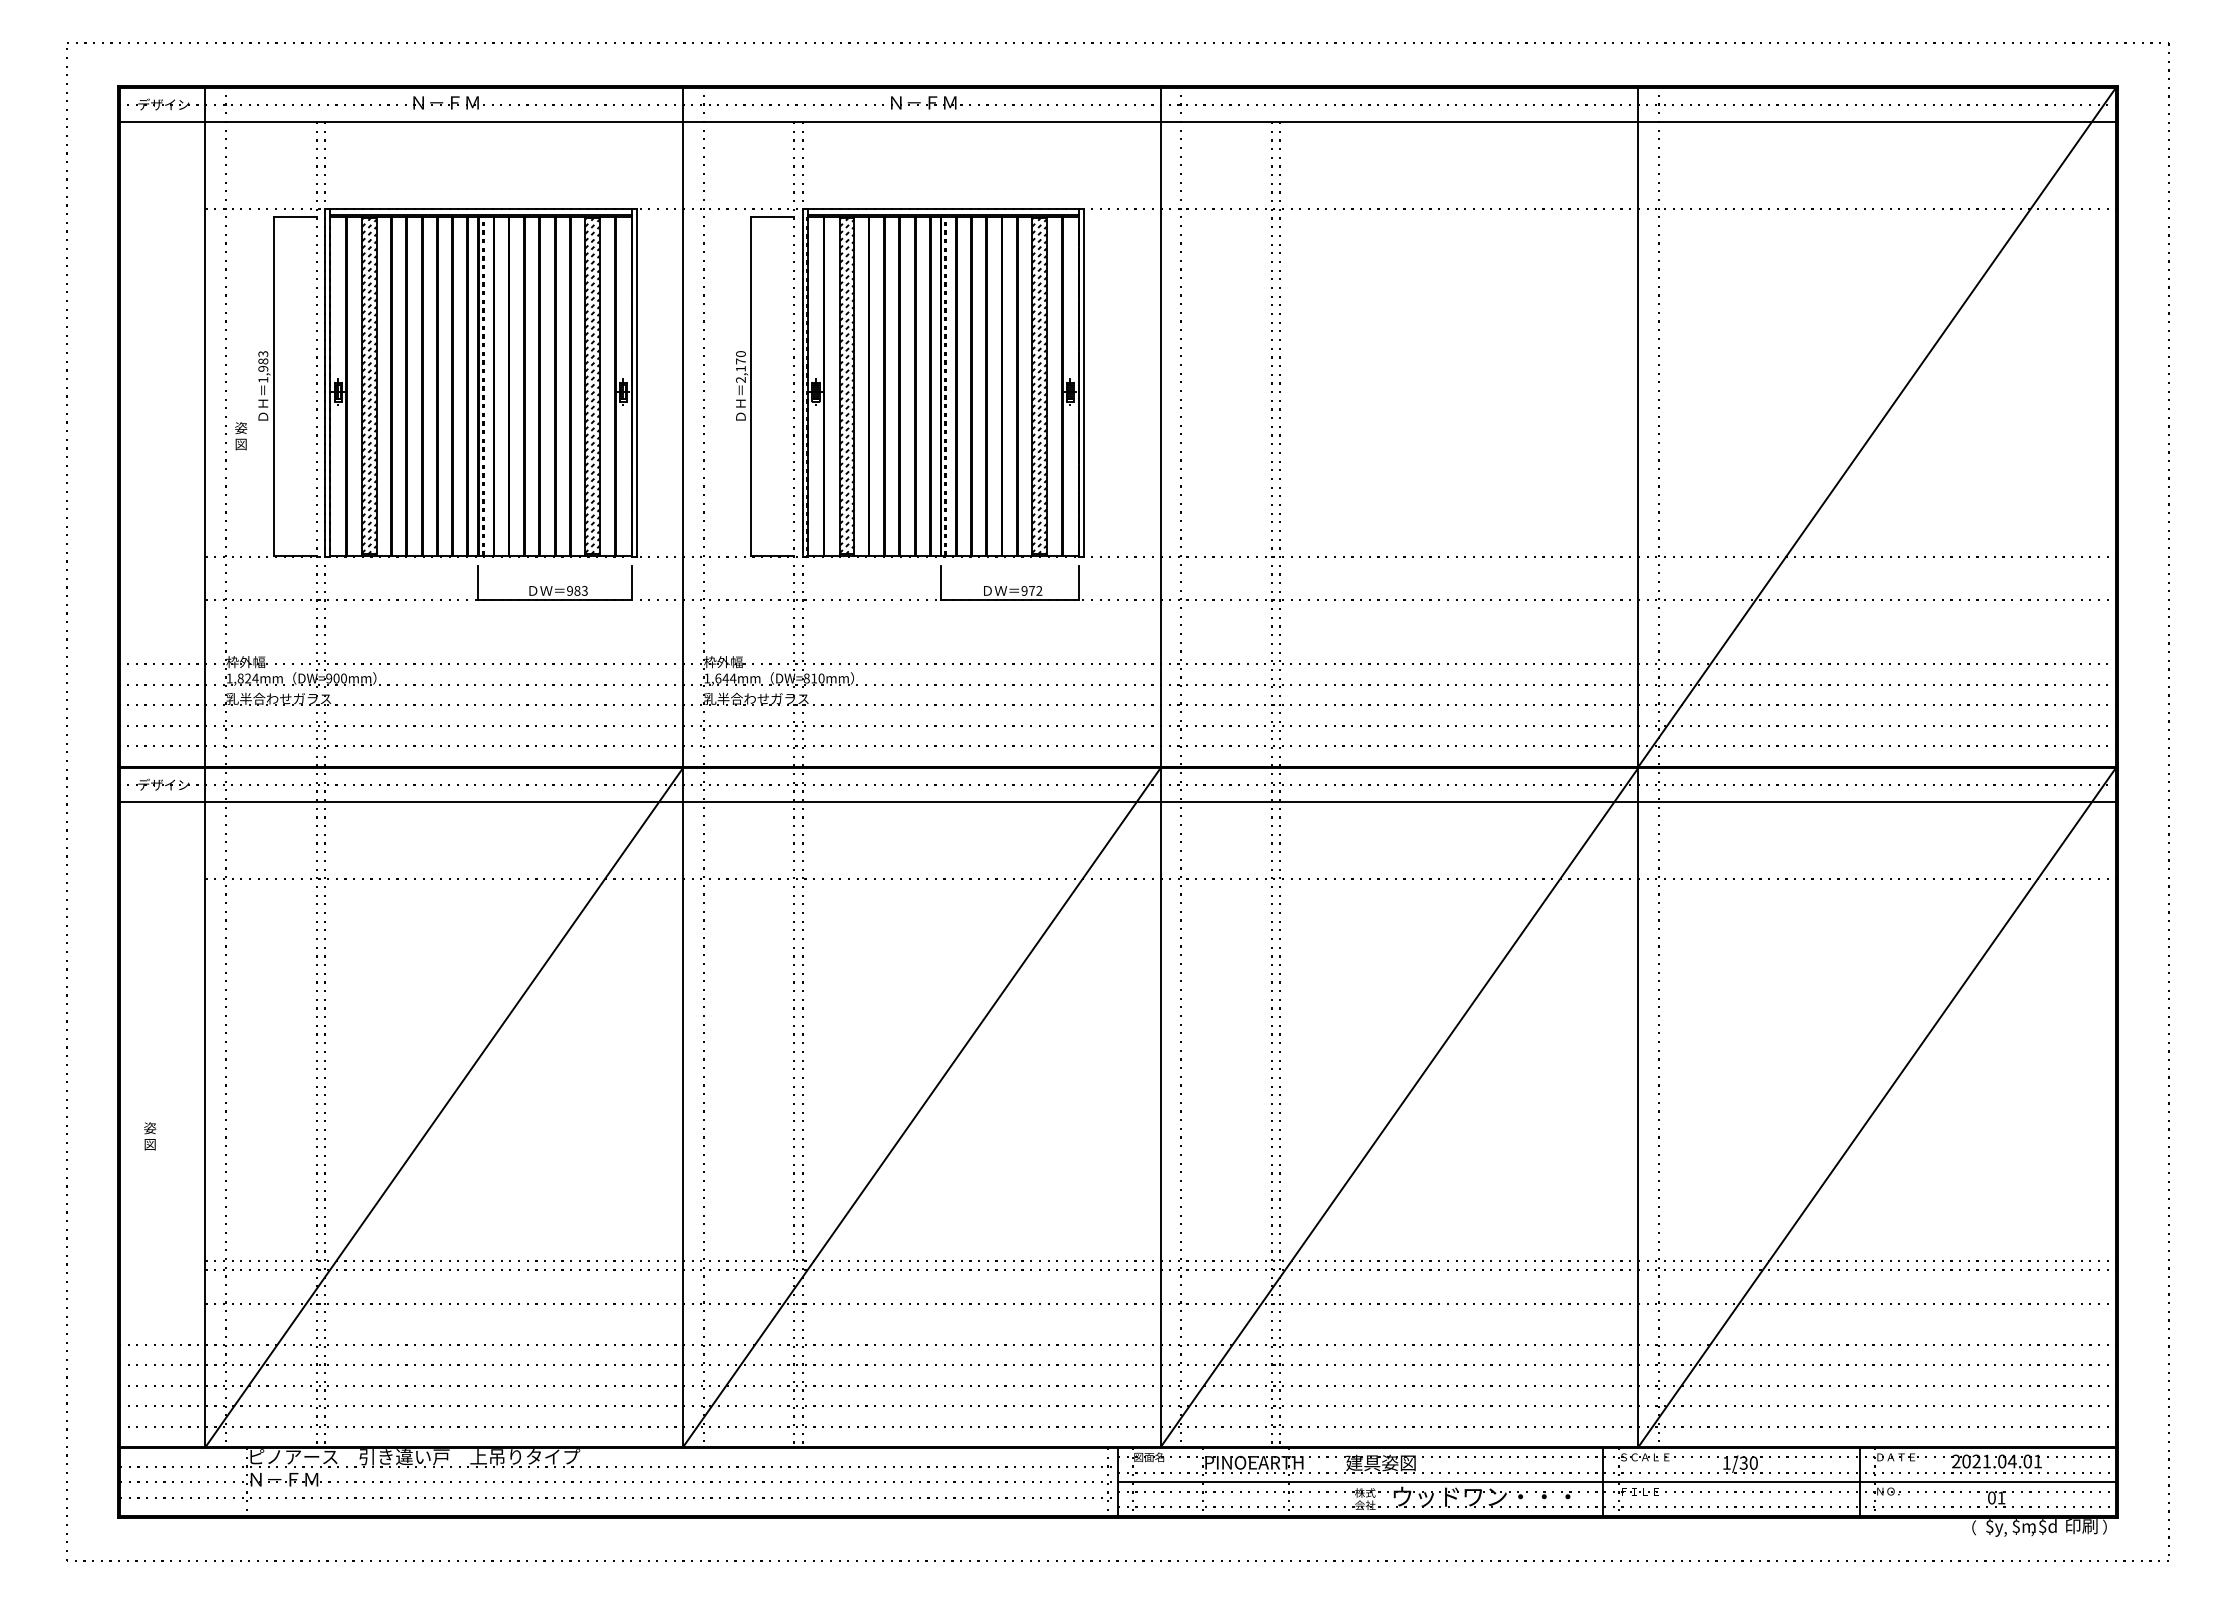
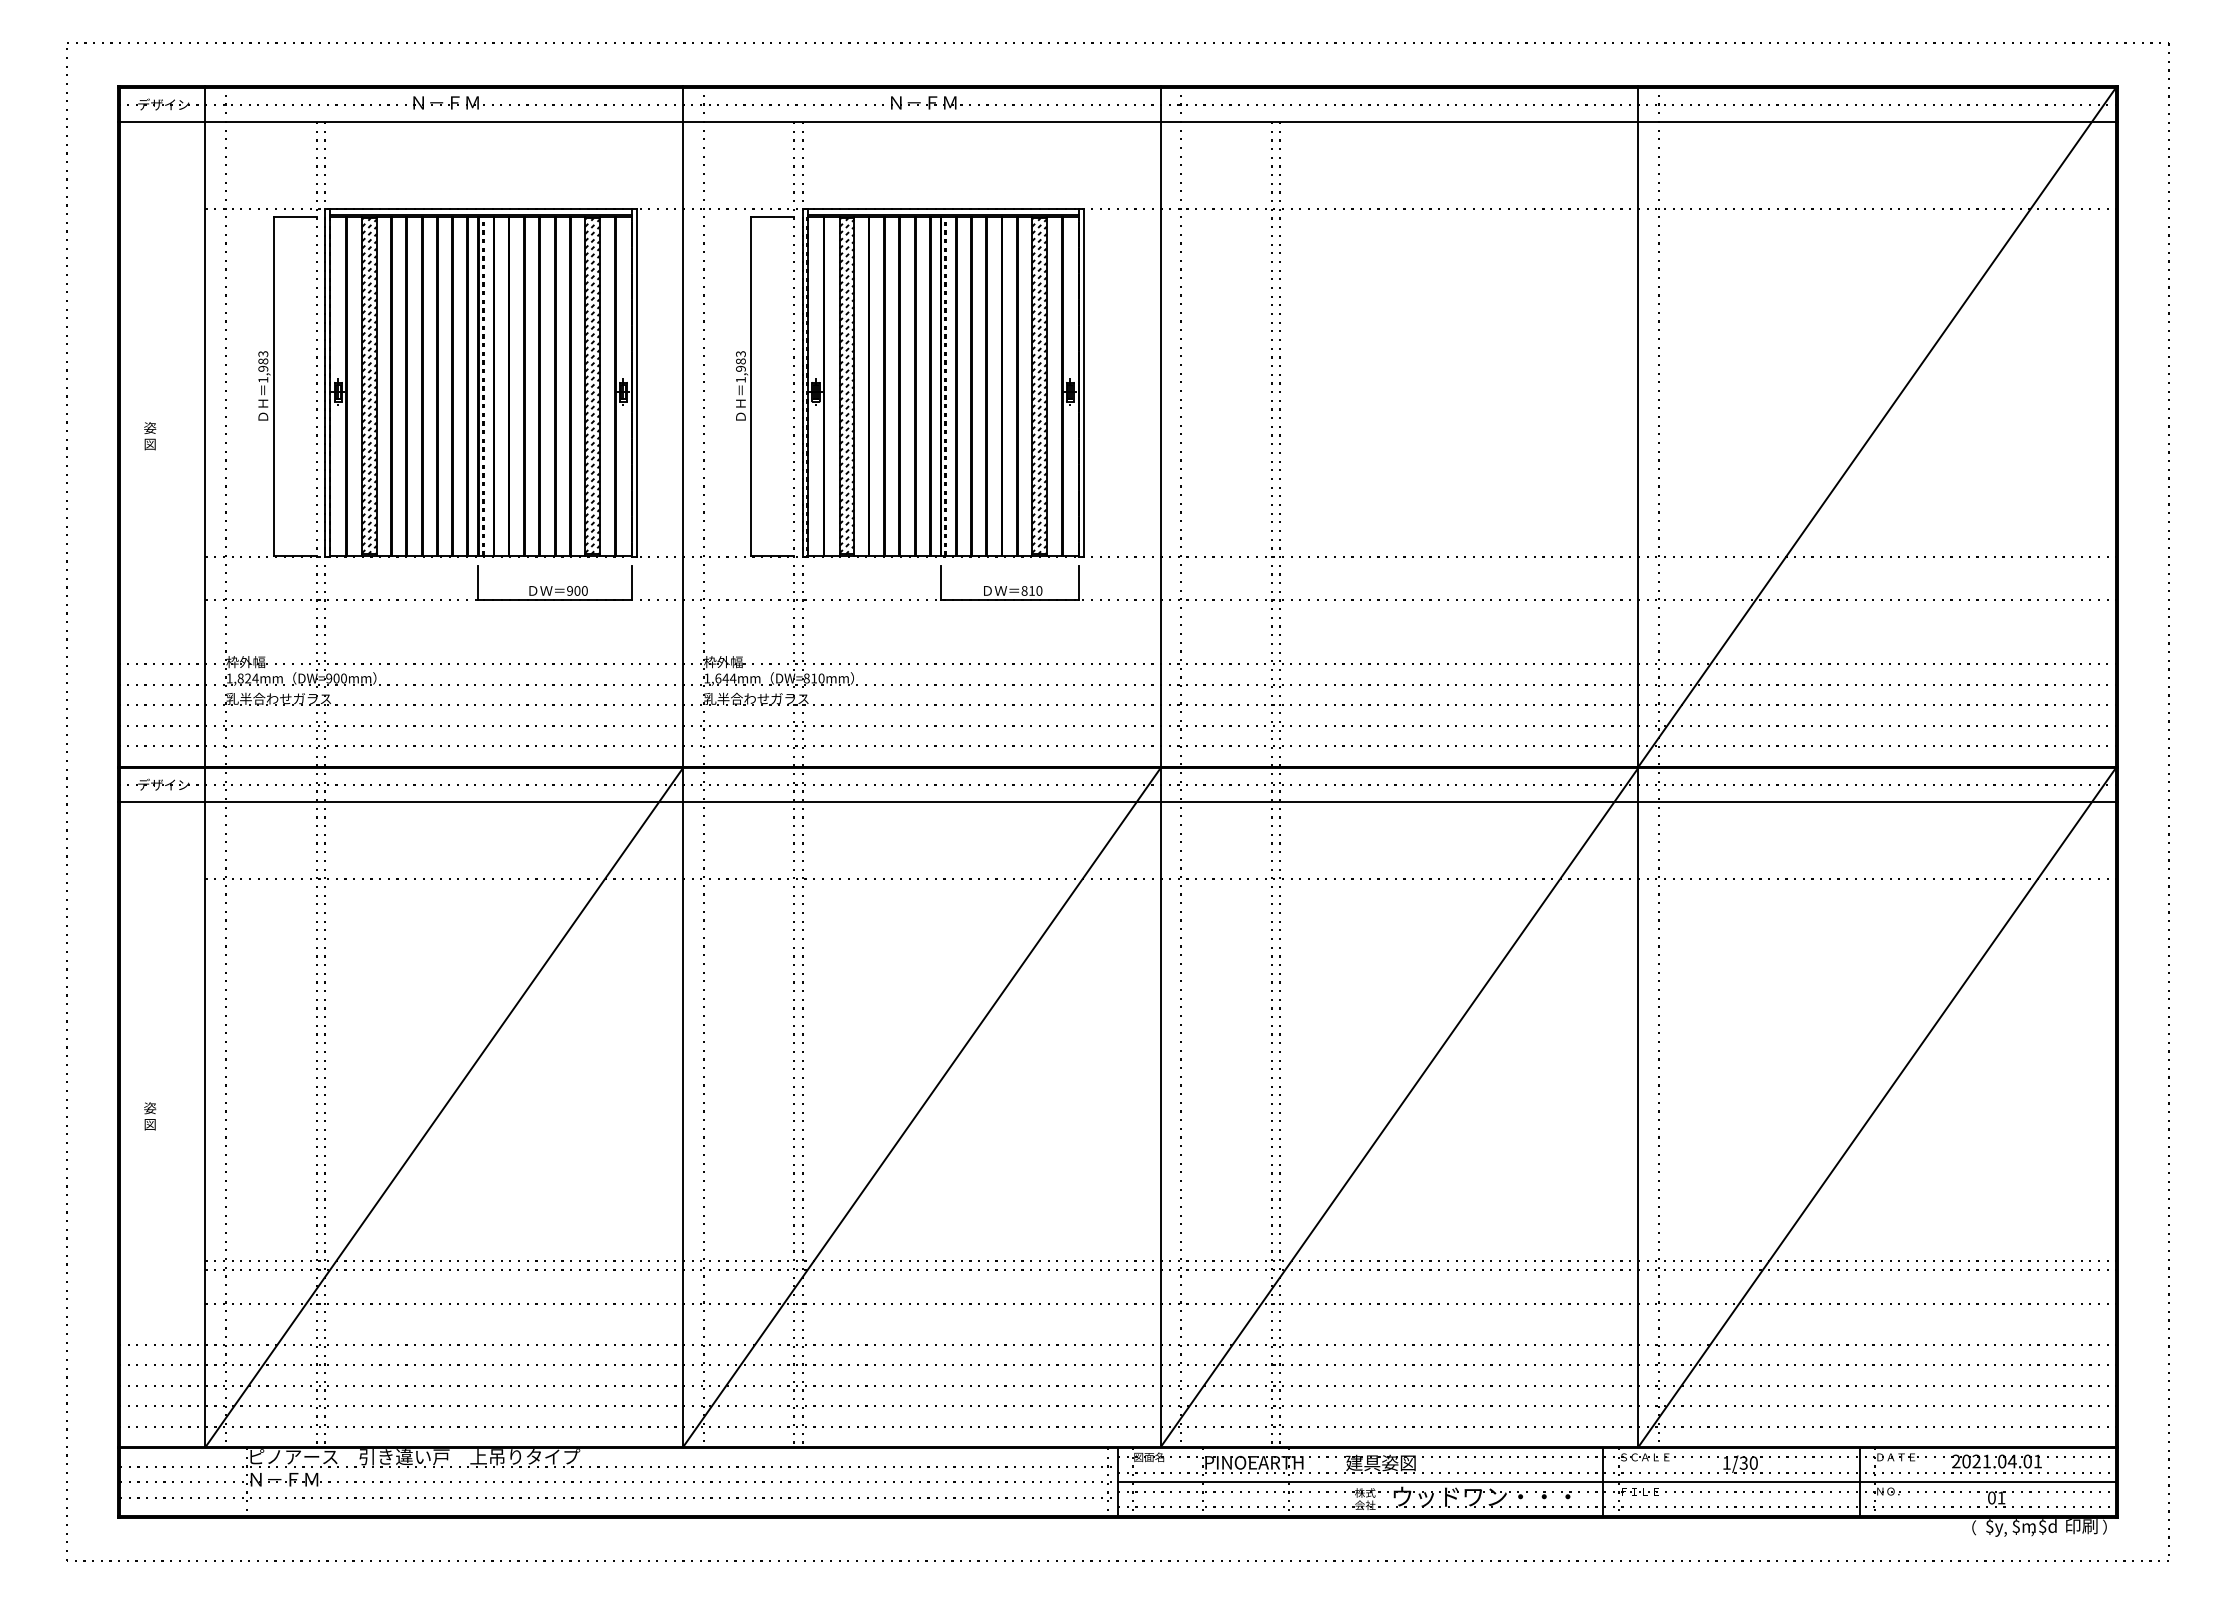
text: 2,170 -> 1,983 (740, 366)
text position: (241, 436) -> (150, 436) (150, 436)
text: 983 -> 900 (580, 590)
text: 972 -> 810 (1031, 590)
text position: (150, 1136) -> (150, 1116) (150, 1116)
